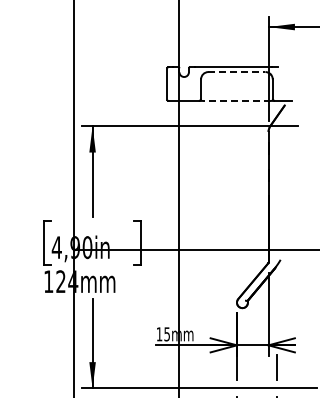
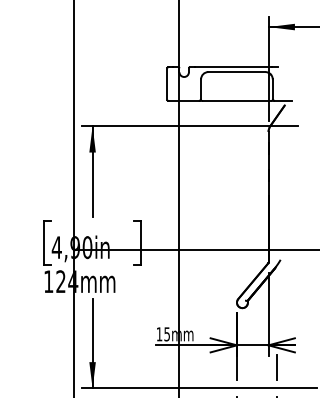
line: dashed -> solid (237, 72)
line: dashed -> solid (236, 100)
